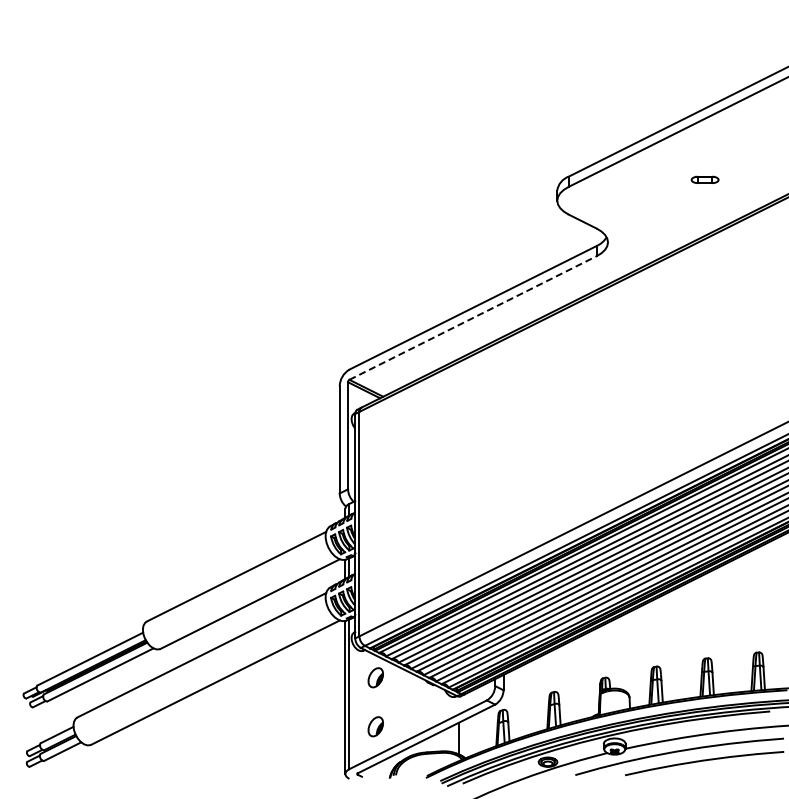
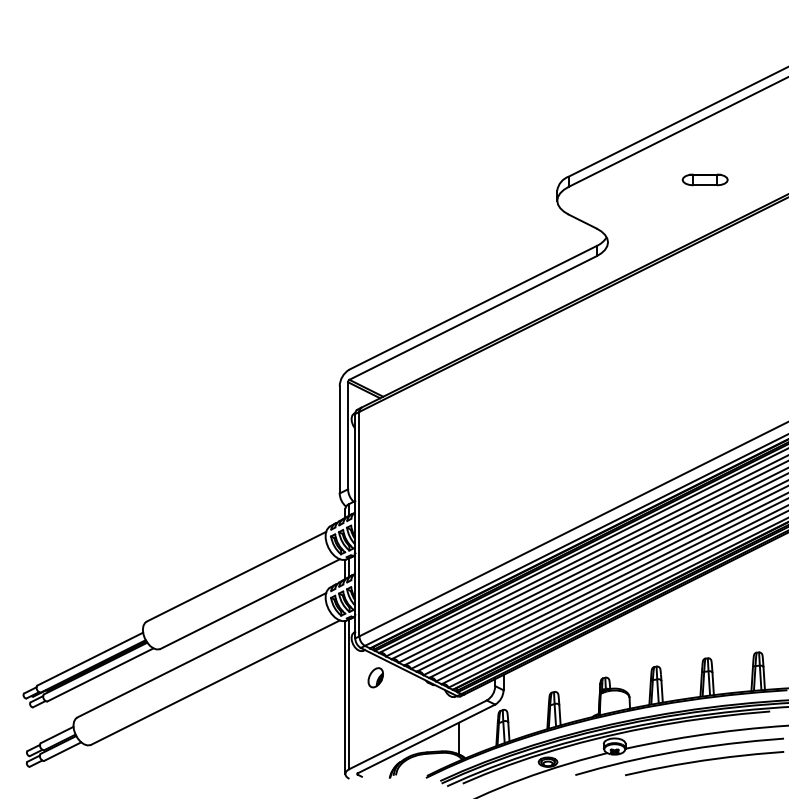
part size: 30x9 px -> 48x14 px (704, 179)
line: dashed -> solid (473, 317)
part: present -> none (375, 726)
